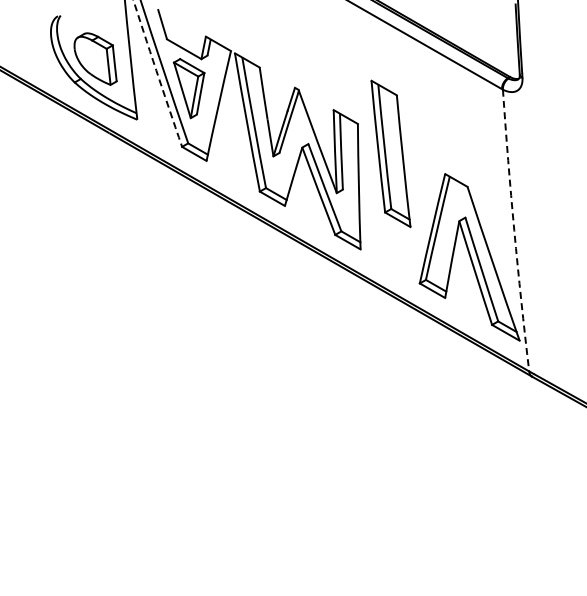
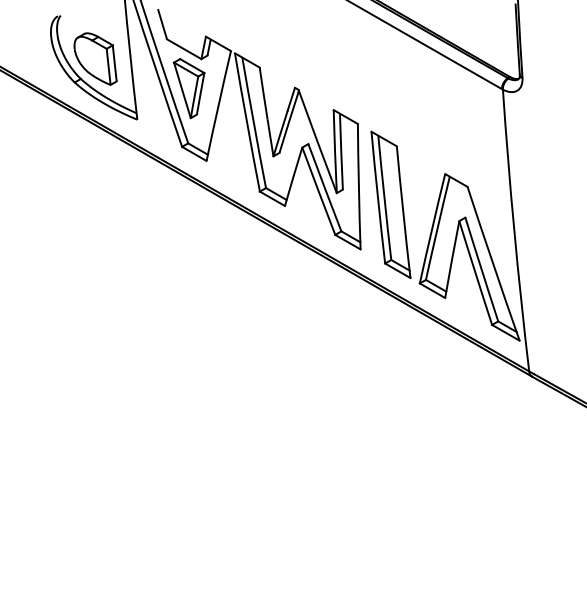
arc: dashed -> solid (157, 73)
part position: (390, 153) -> (390, 204) (390, 204)
arc: dashed -> solid (514, 230)
